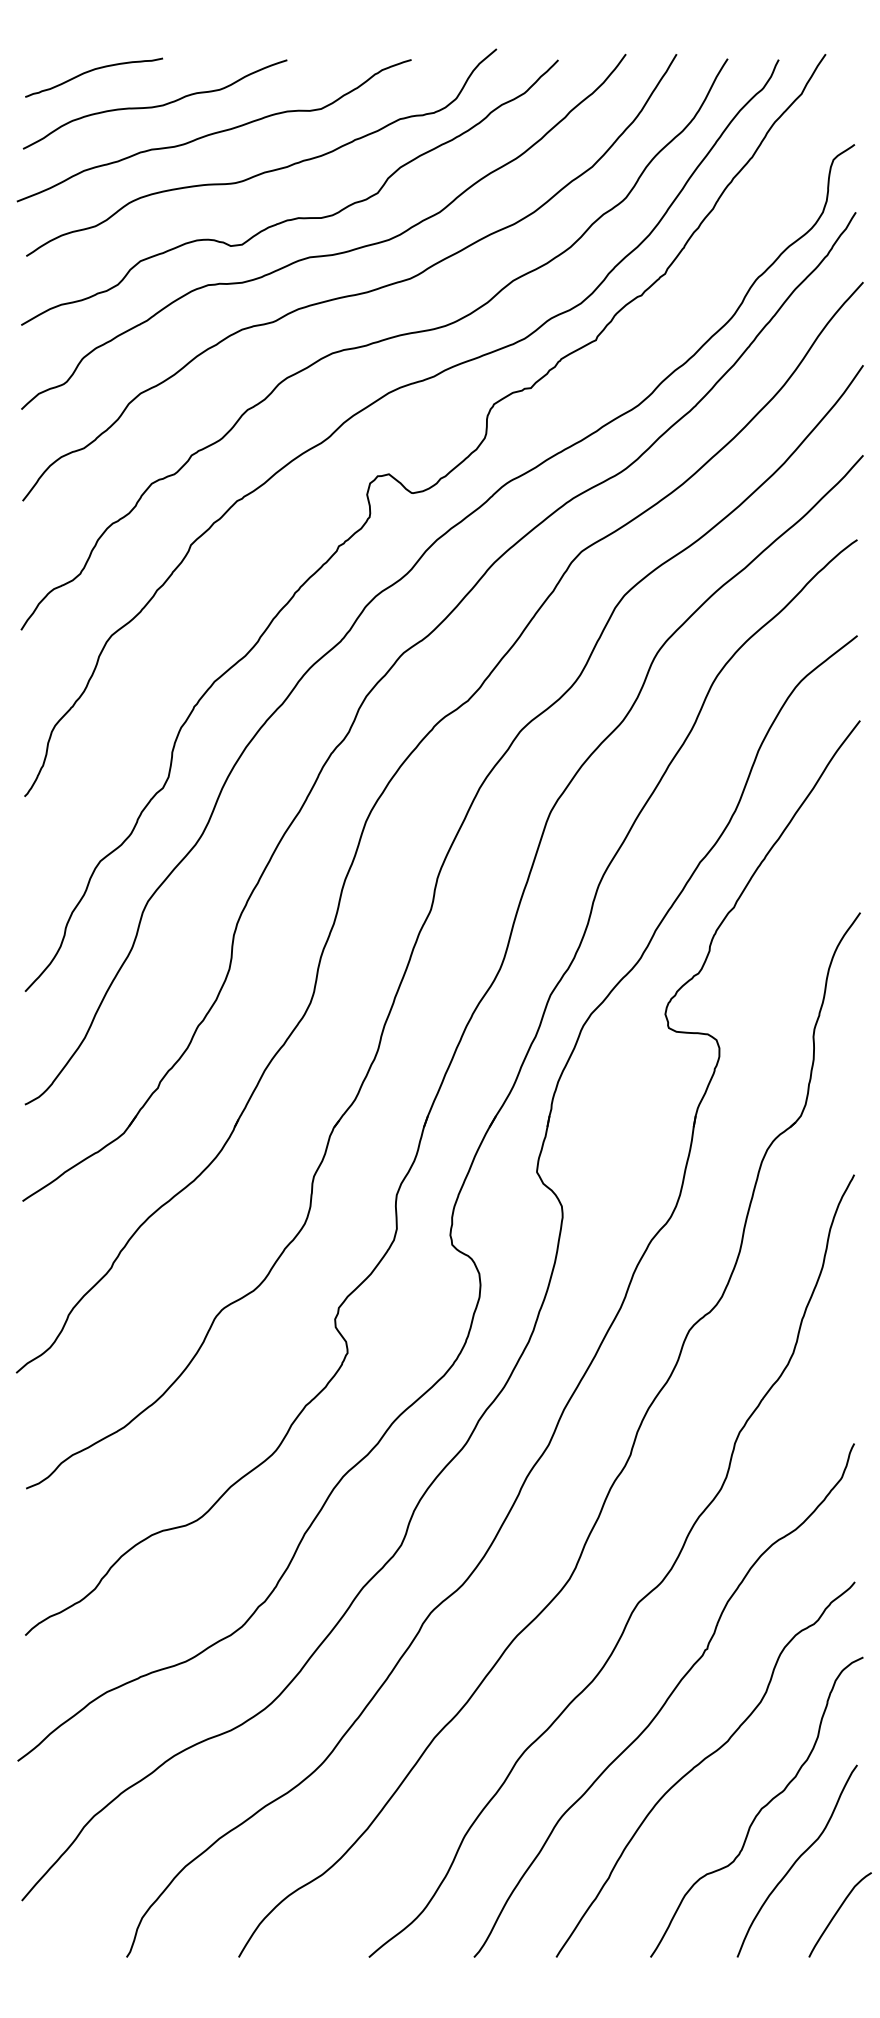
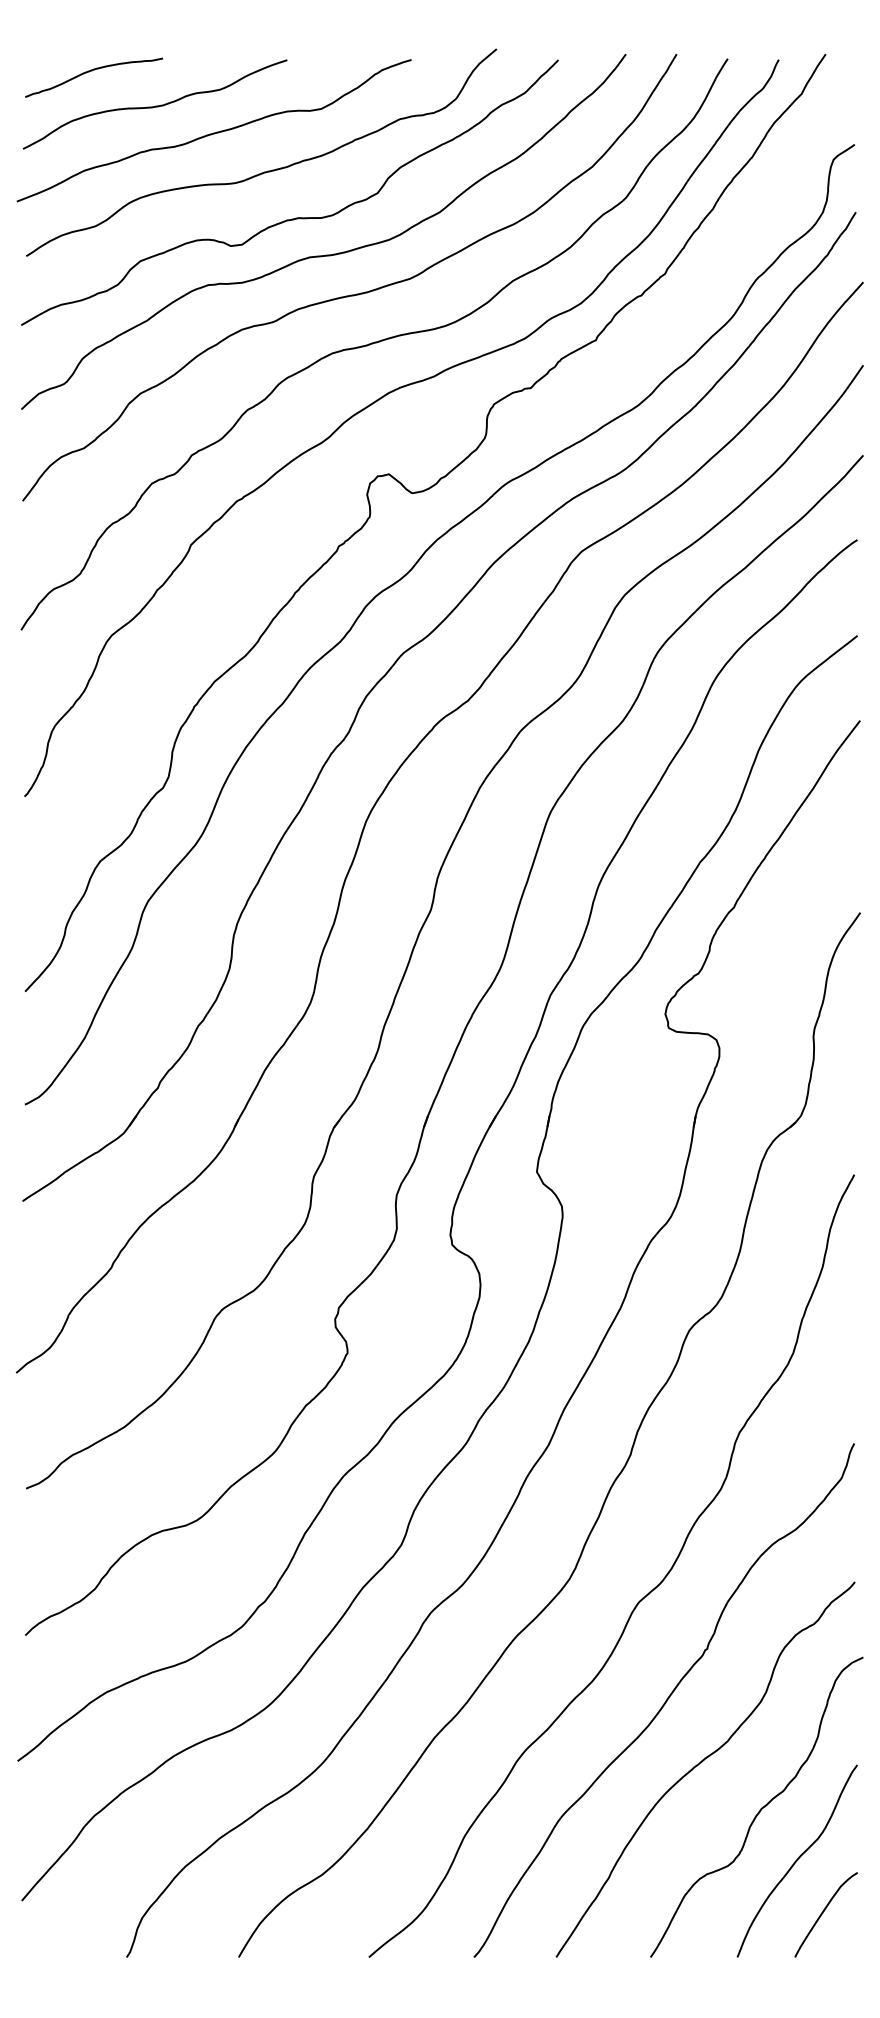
curve position: (837, 1913) -> (823, 1913) (823, 1913)
